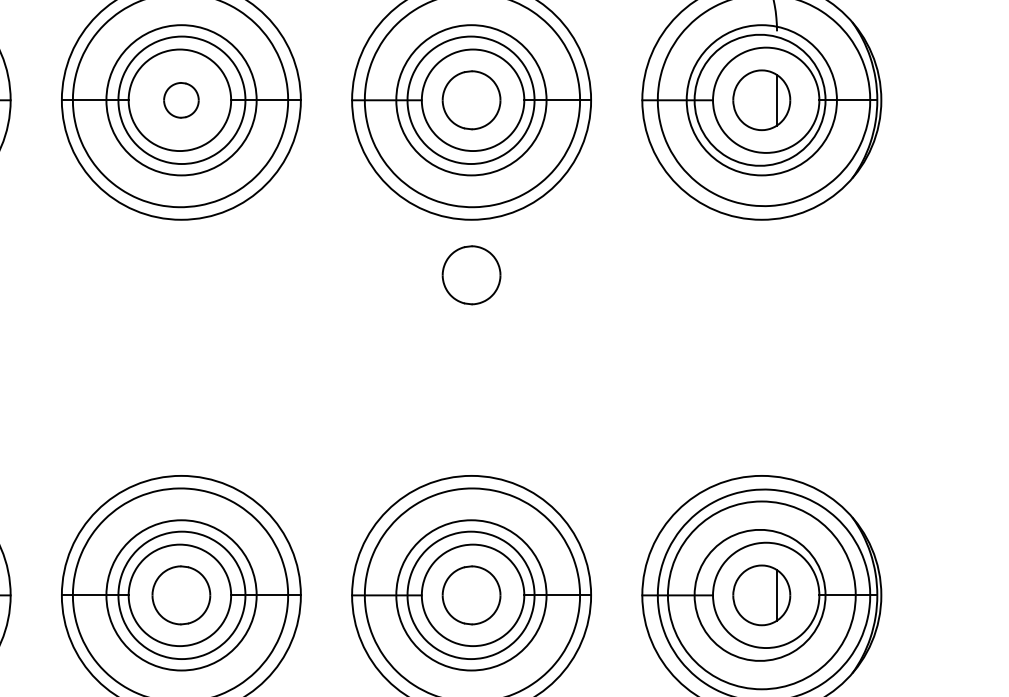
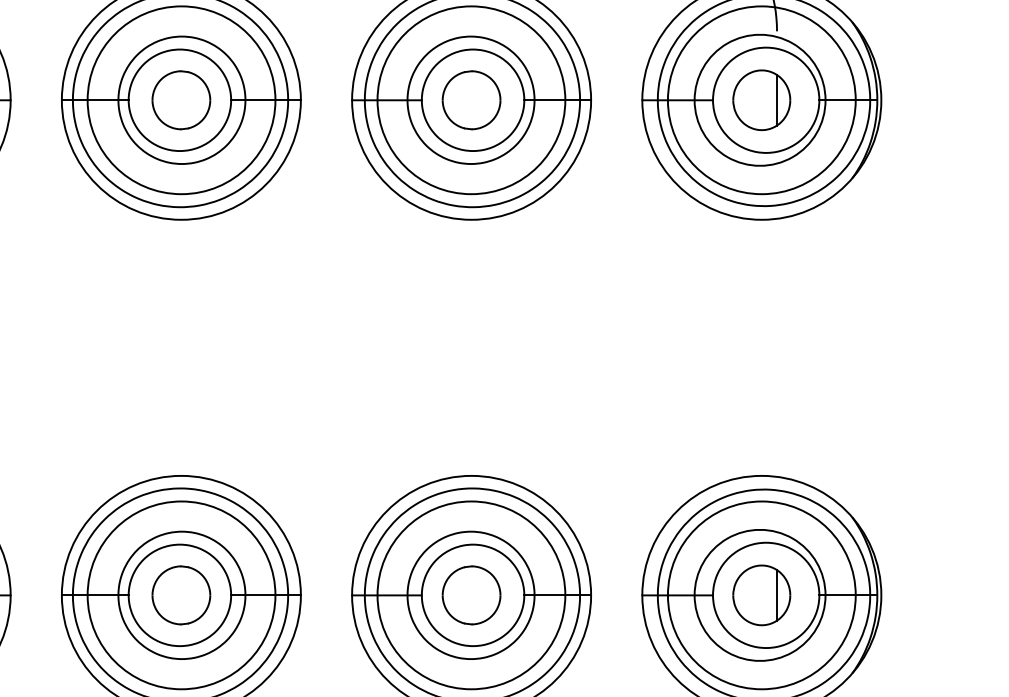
circle diameter: 150 px -> 188 px (181, 100)
part size: 37x37 px -> 61x61 px (181, 100)
circle diameter: 150 px -> 188 px (471, 100)
circle diameter: 150 px -> 188 px (761, 100)
part: present -> none (471, 275)
circle diameter: 150 px -> 188 px (181, 595)
circle diameter: 150 px -> 188 px (471, 595)
